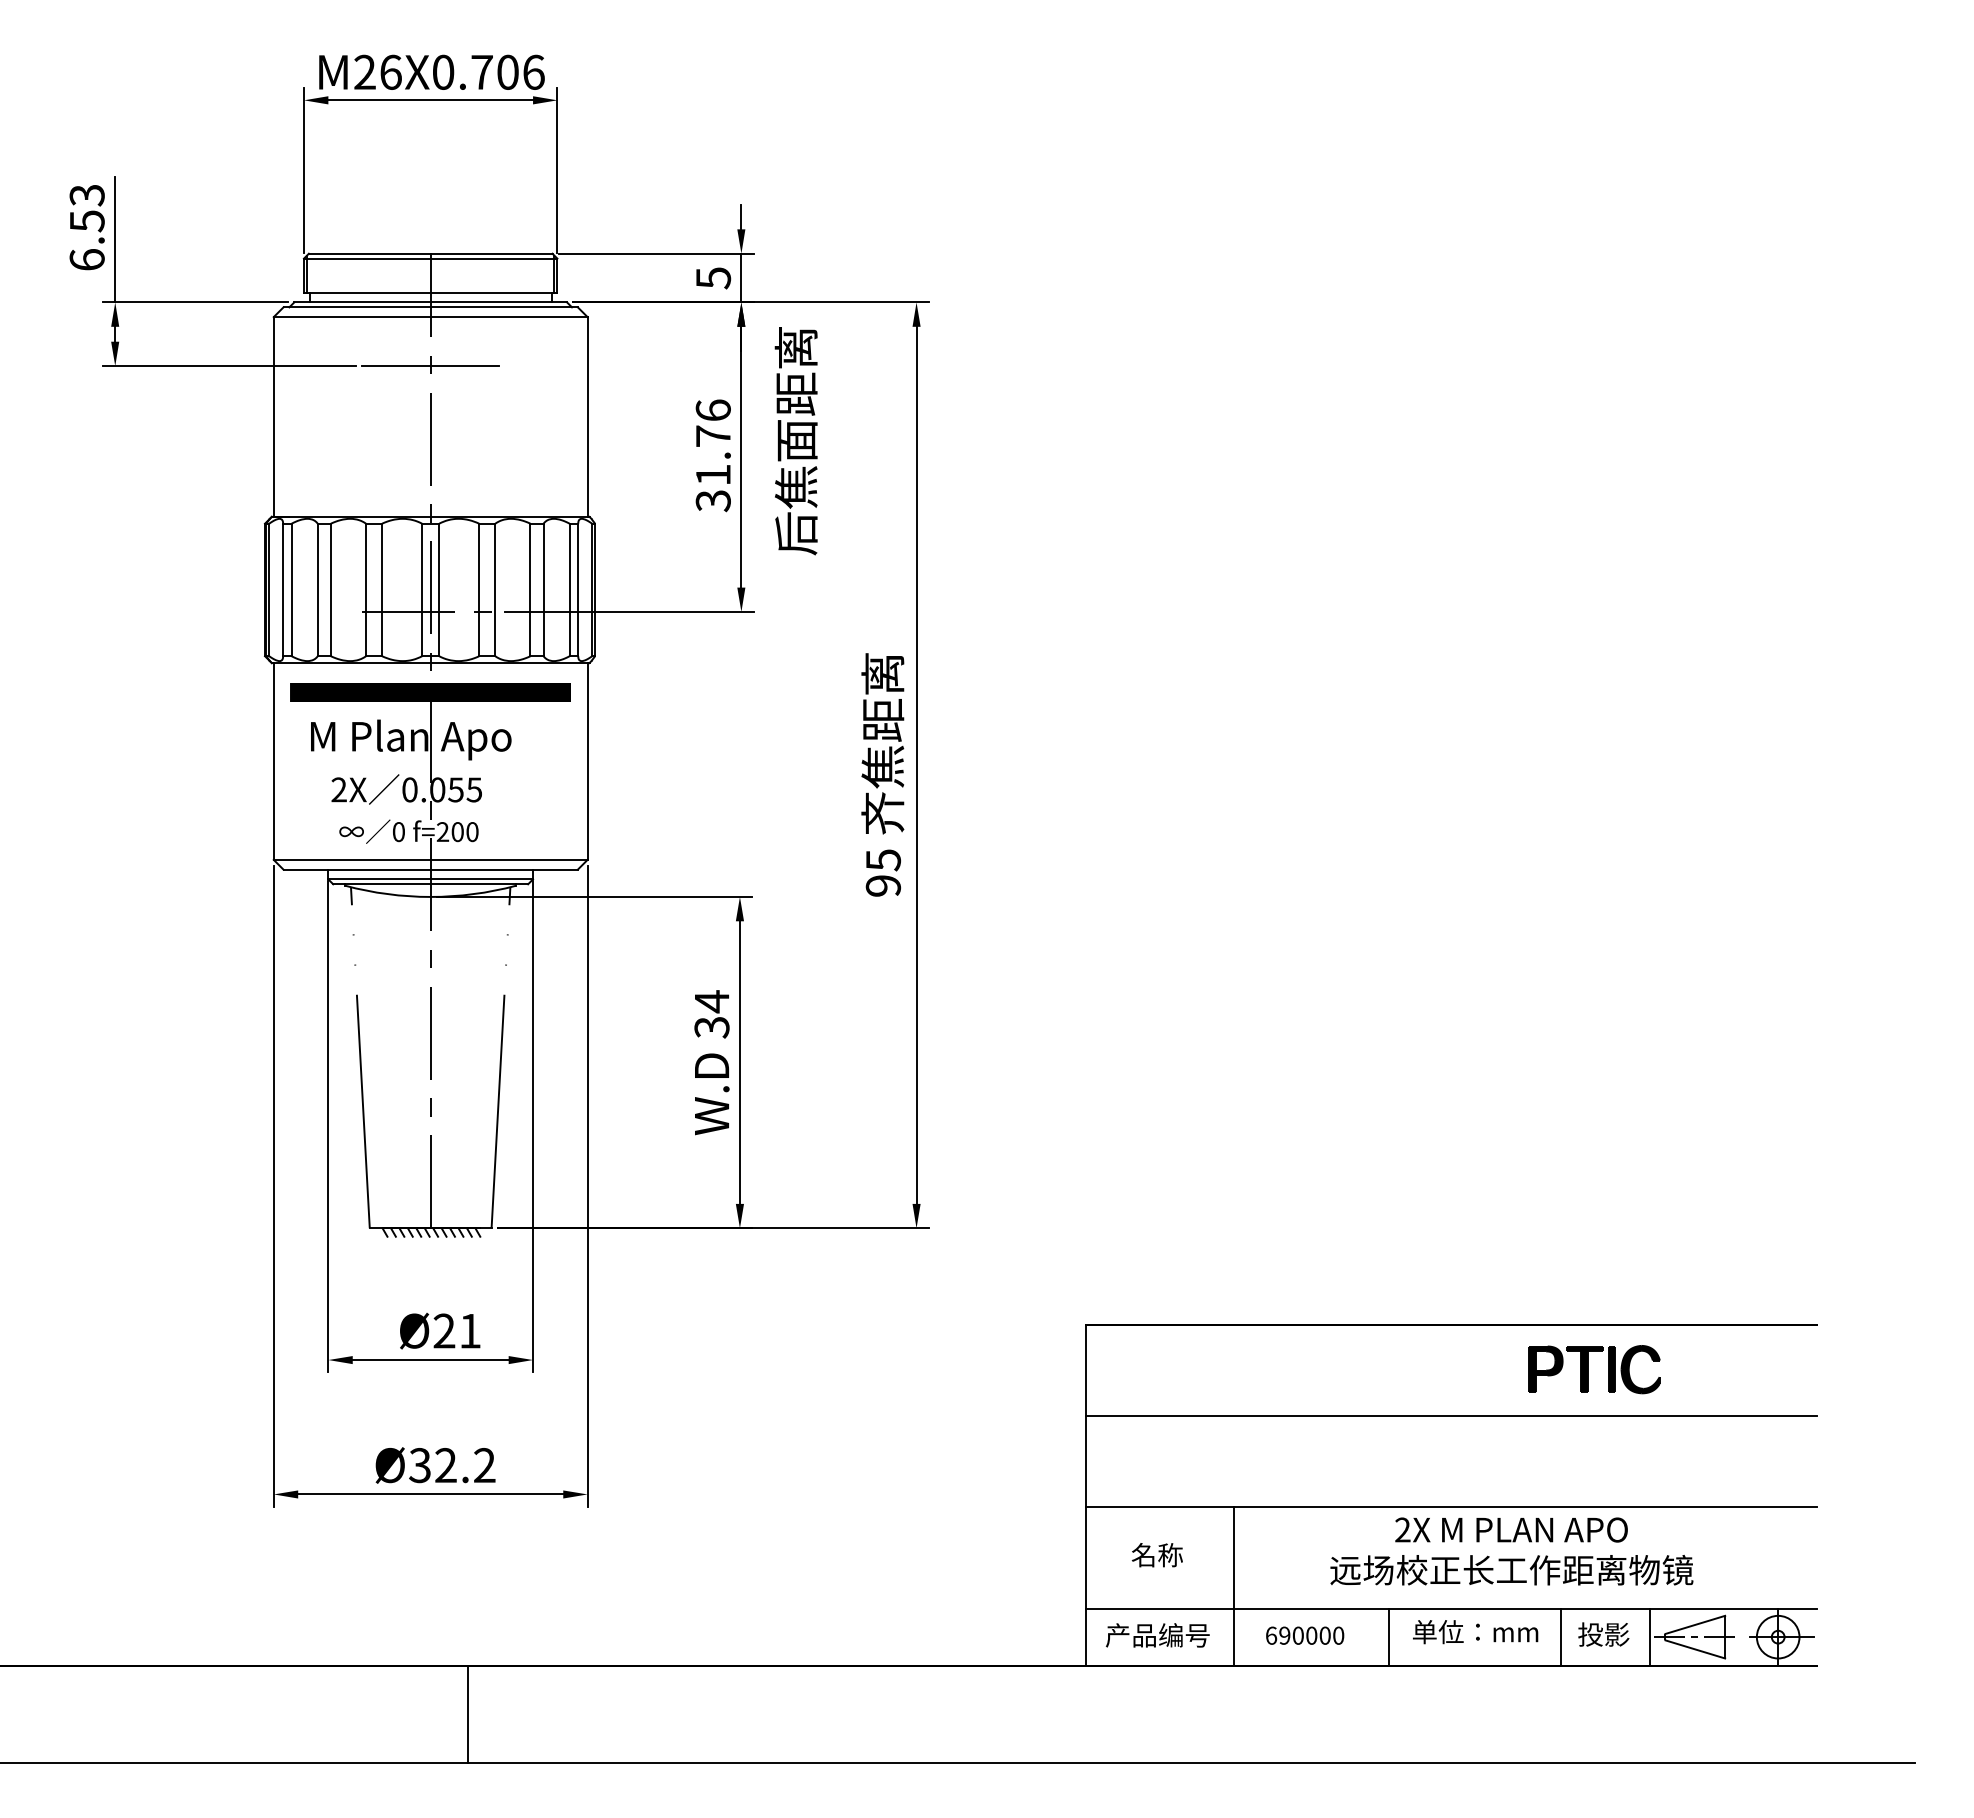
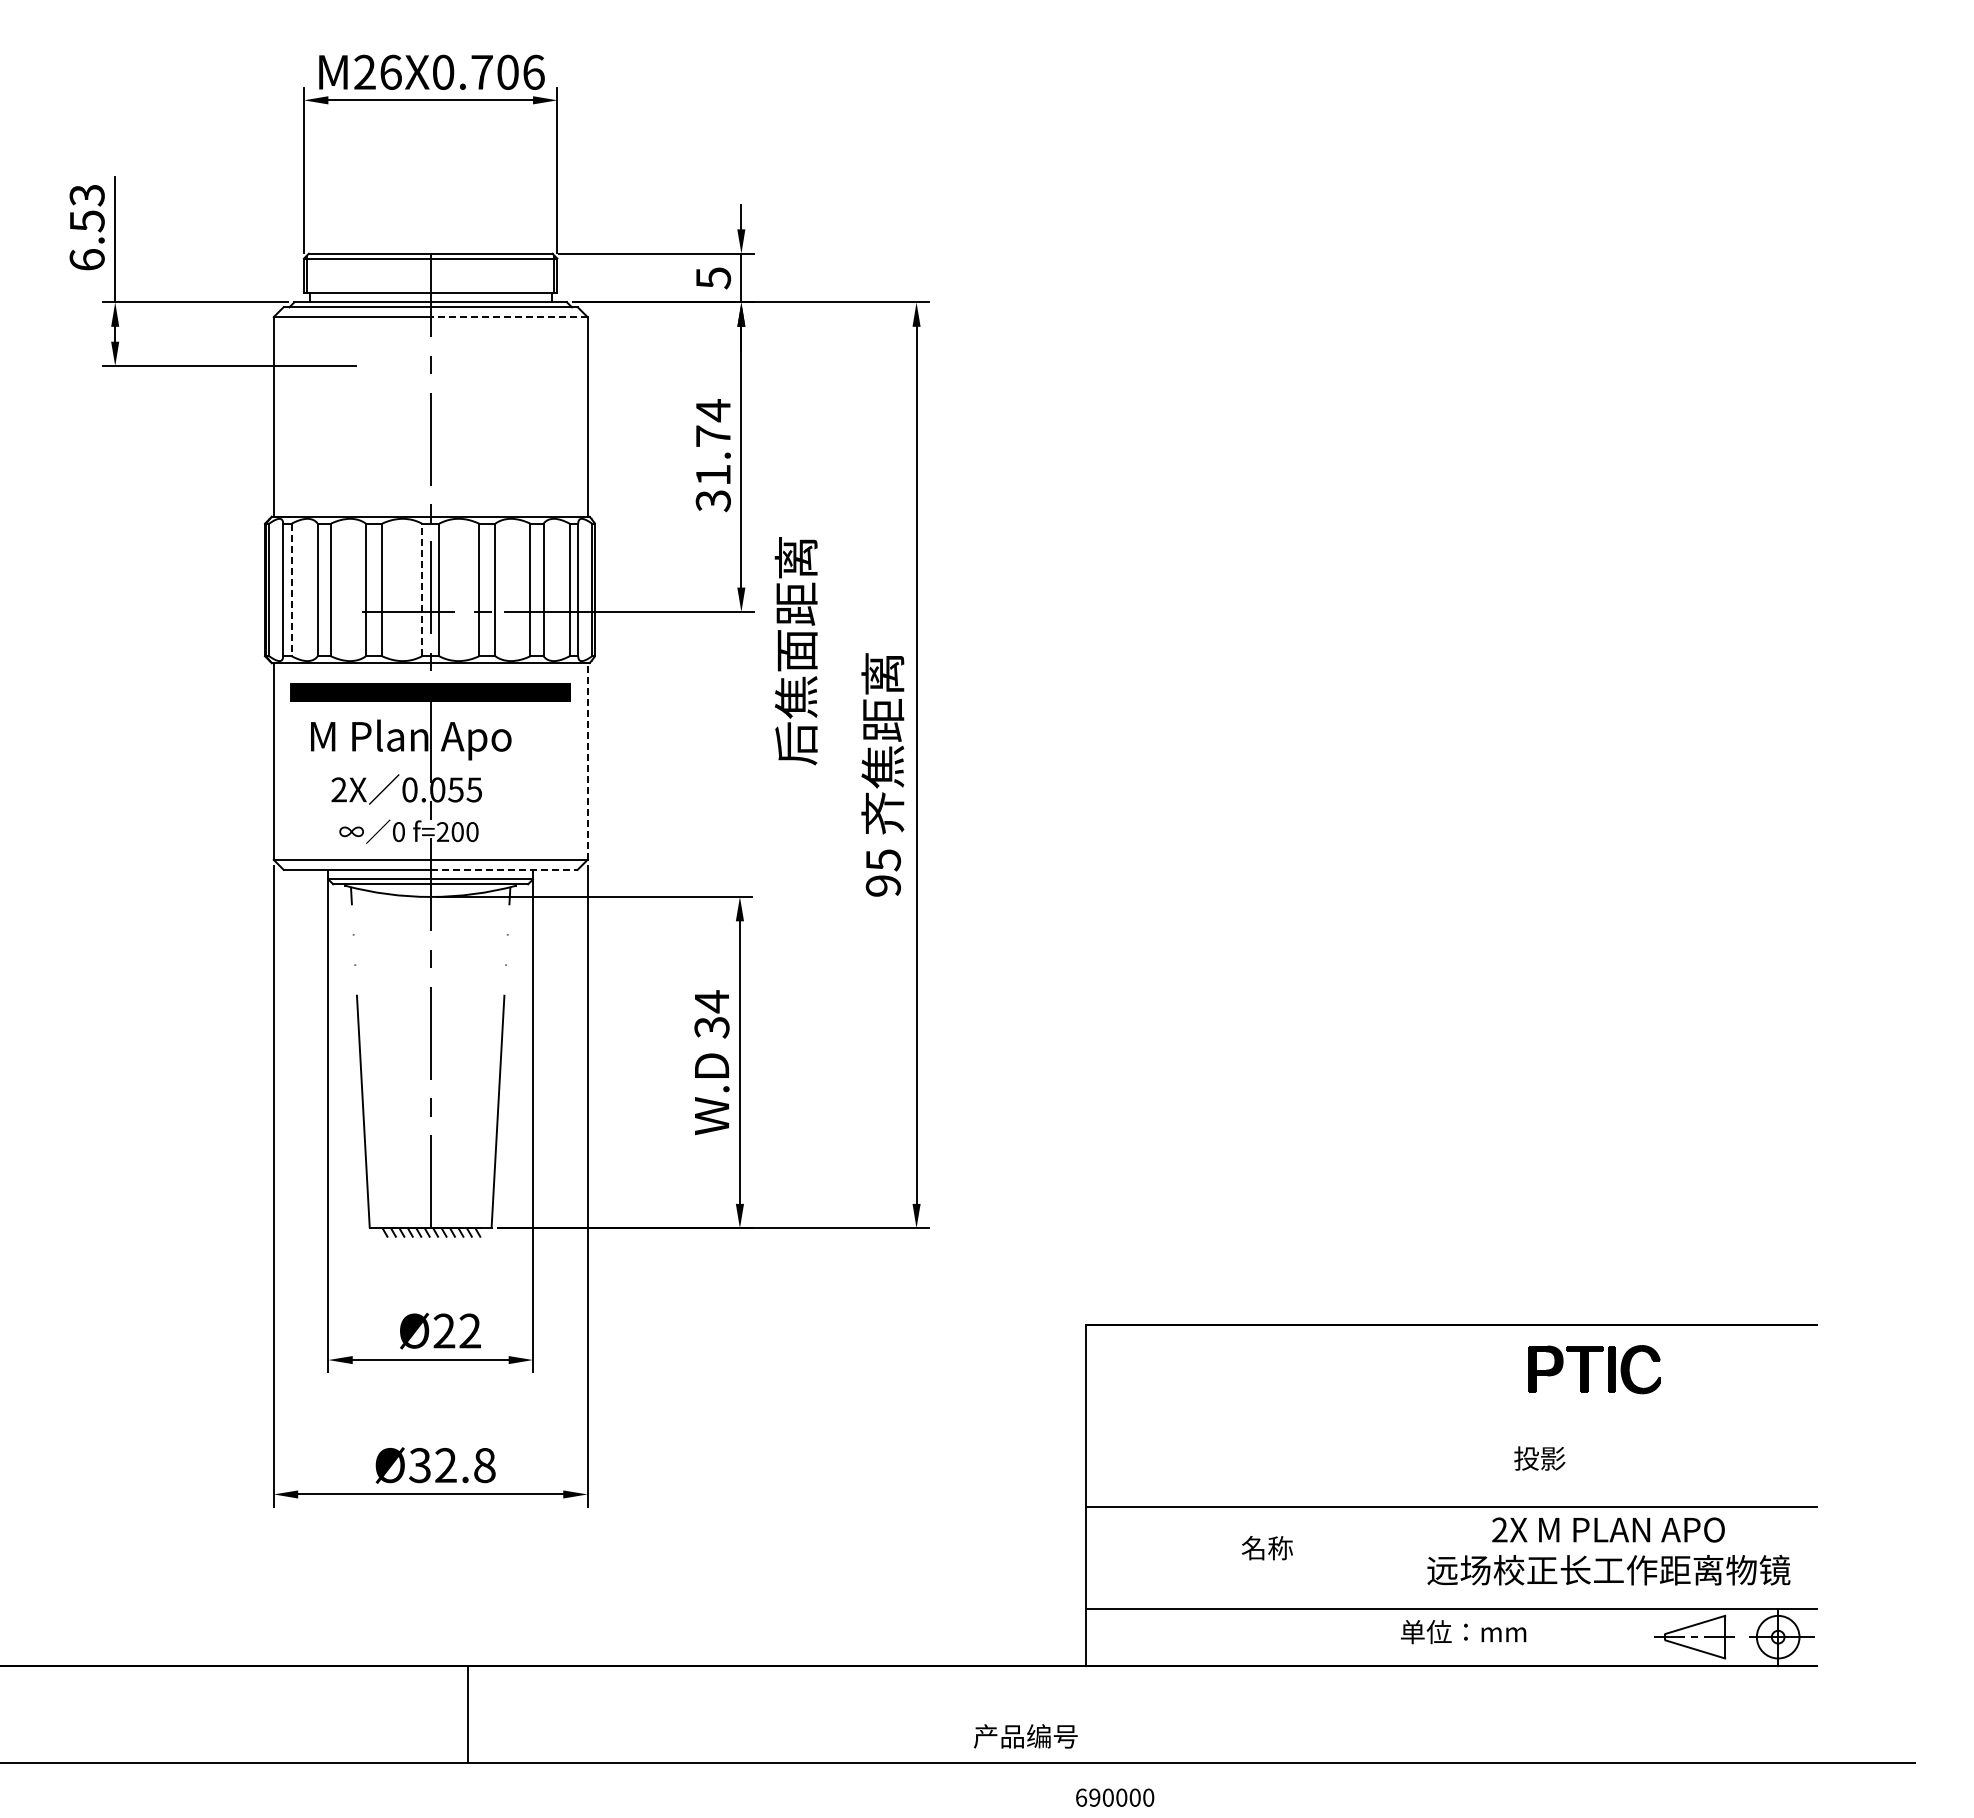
line: solid -> dashed (508, 317)
line: present -> none (430, 366)
text: 31.76 -> 31.74 (712, 410)
text position: (795, 441) -> (795, 651) (795, 651)
line: solid -> dashed (422, 589)
line: solid -> dashed (291, 590)
line: solid -> dashed (587, 760)
line: solid -> dashed (504, 869)
text: Ø21 -> Ø22 (469, 1330)
line: present -> none (1451, 1415)
text: Ø32.2 -> Ø32.8 (484, 1465)
text position: (1511, 1551) -> (1608, 1551) (1608, 1551)
text position: (1156, 1555) -> (1266, 1548) (1266, 1548)
line: present -> none (1233, 1585)
text position: (1475, 1632) -> (1463, 1632) (1463, 1632)
text position: (1603, 1634) -> (1539, 1458) (1539, 1458)
text position: (1157, 1635) -> (1025, 1736) (1025, 1736)
text position: (1305, 1635) -> (1115, 1797) (1115, 1797)
line: present -> none (1389, 1636)
line: present -> none (1560, 1636)
line: present -> none (1649, 1636)
